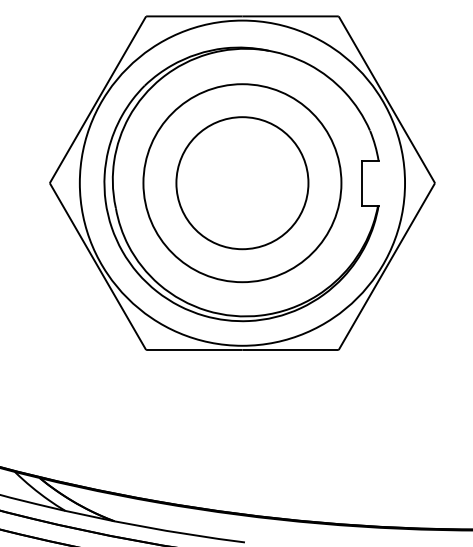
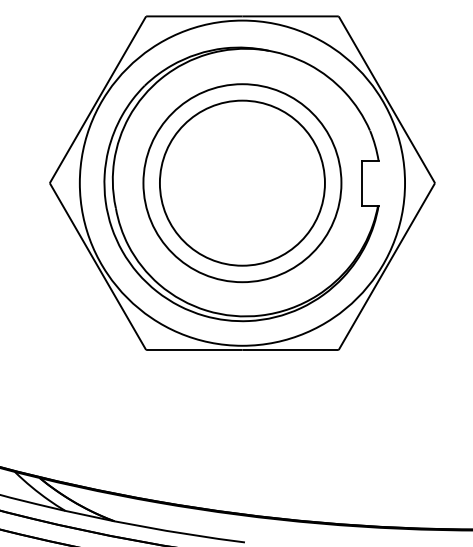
circle diameter: 132 px -> 165 px (241, 182)
